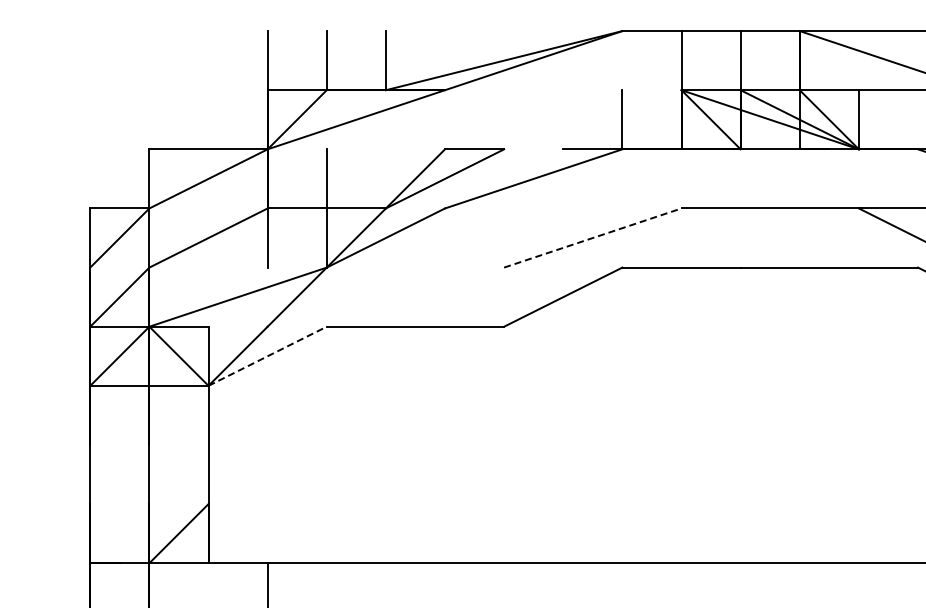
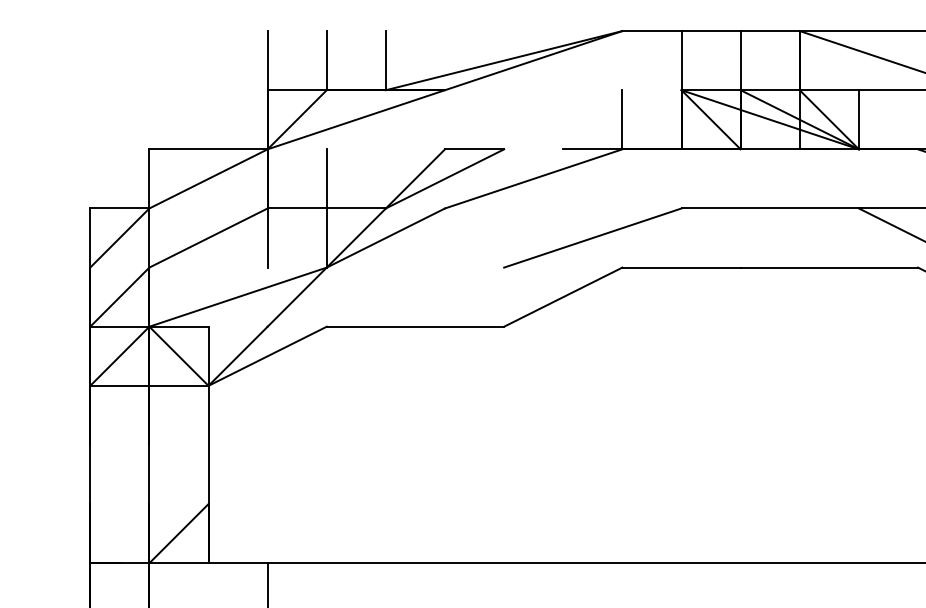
line: dashed -> solid (593, 237)
line: dashed -> solid (268, 356)
